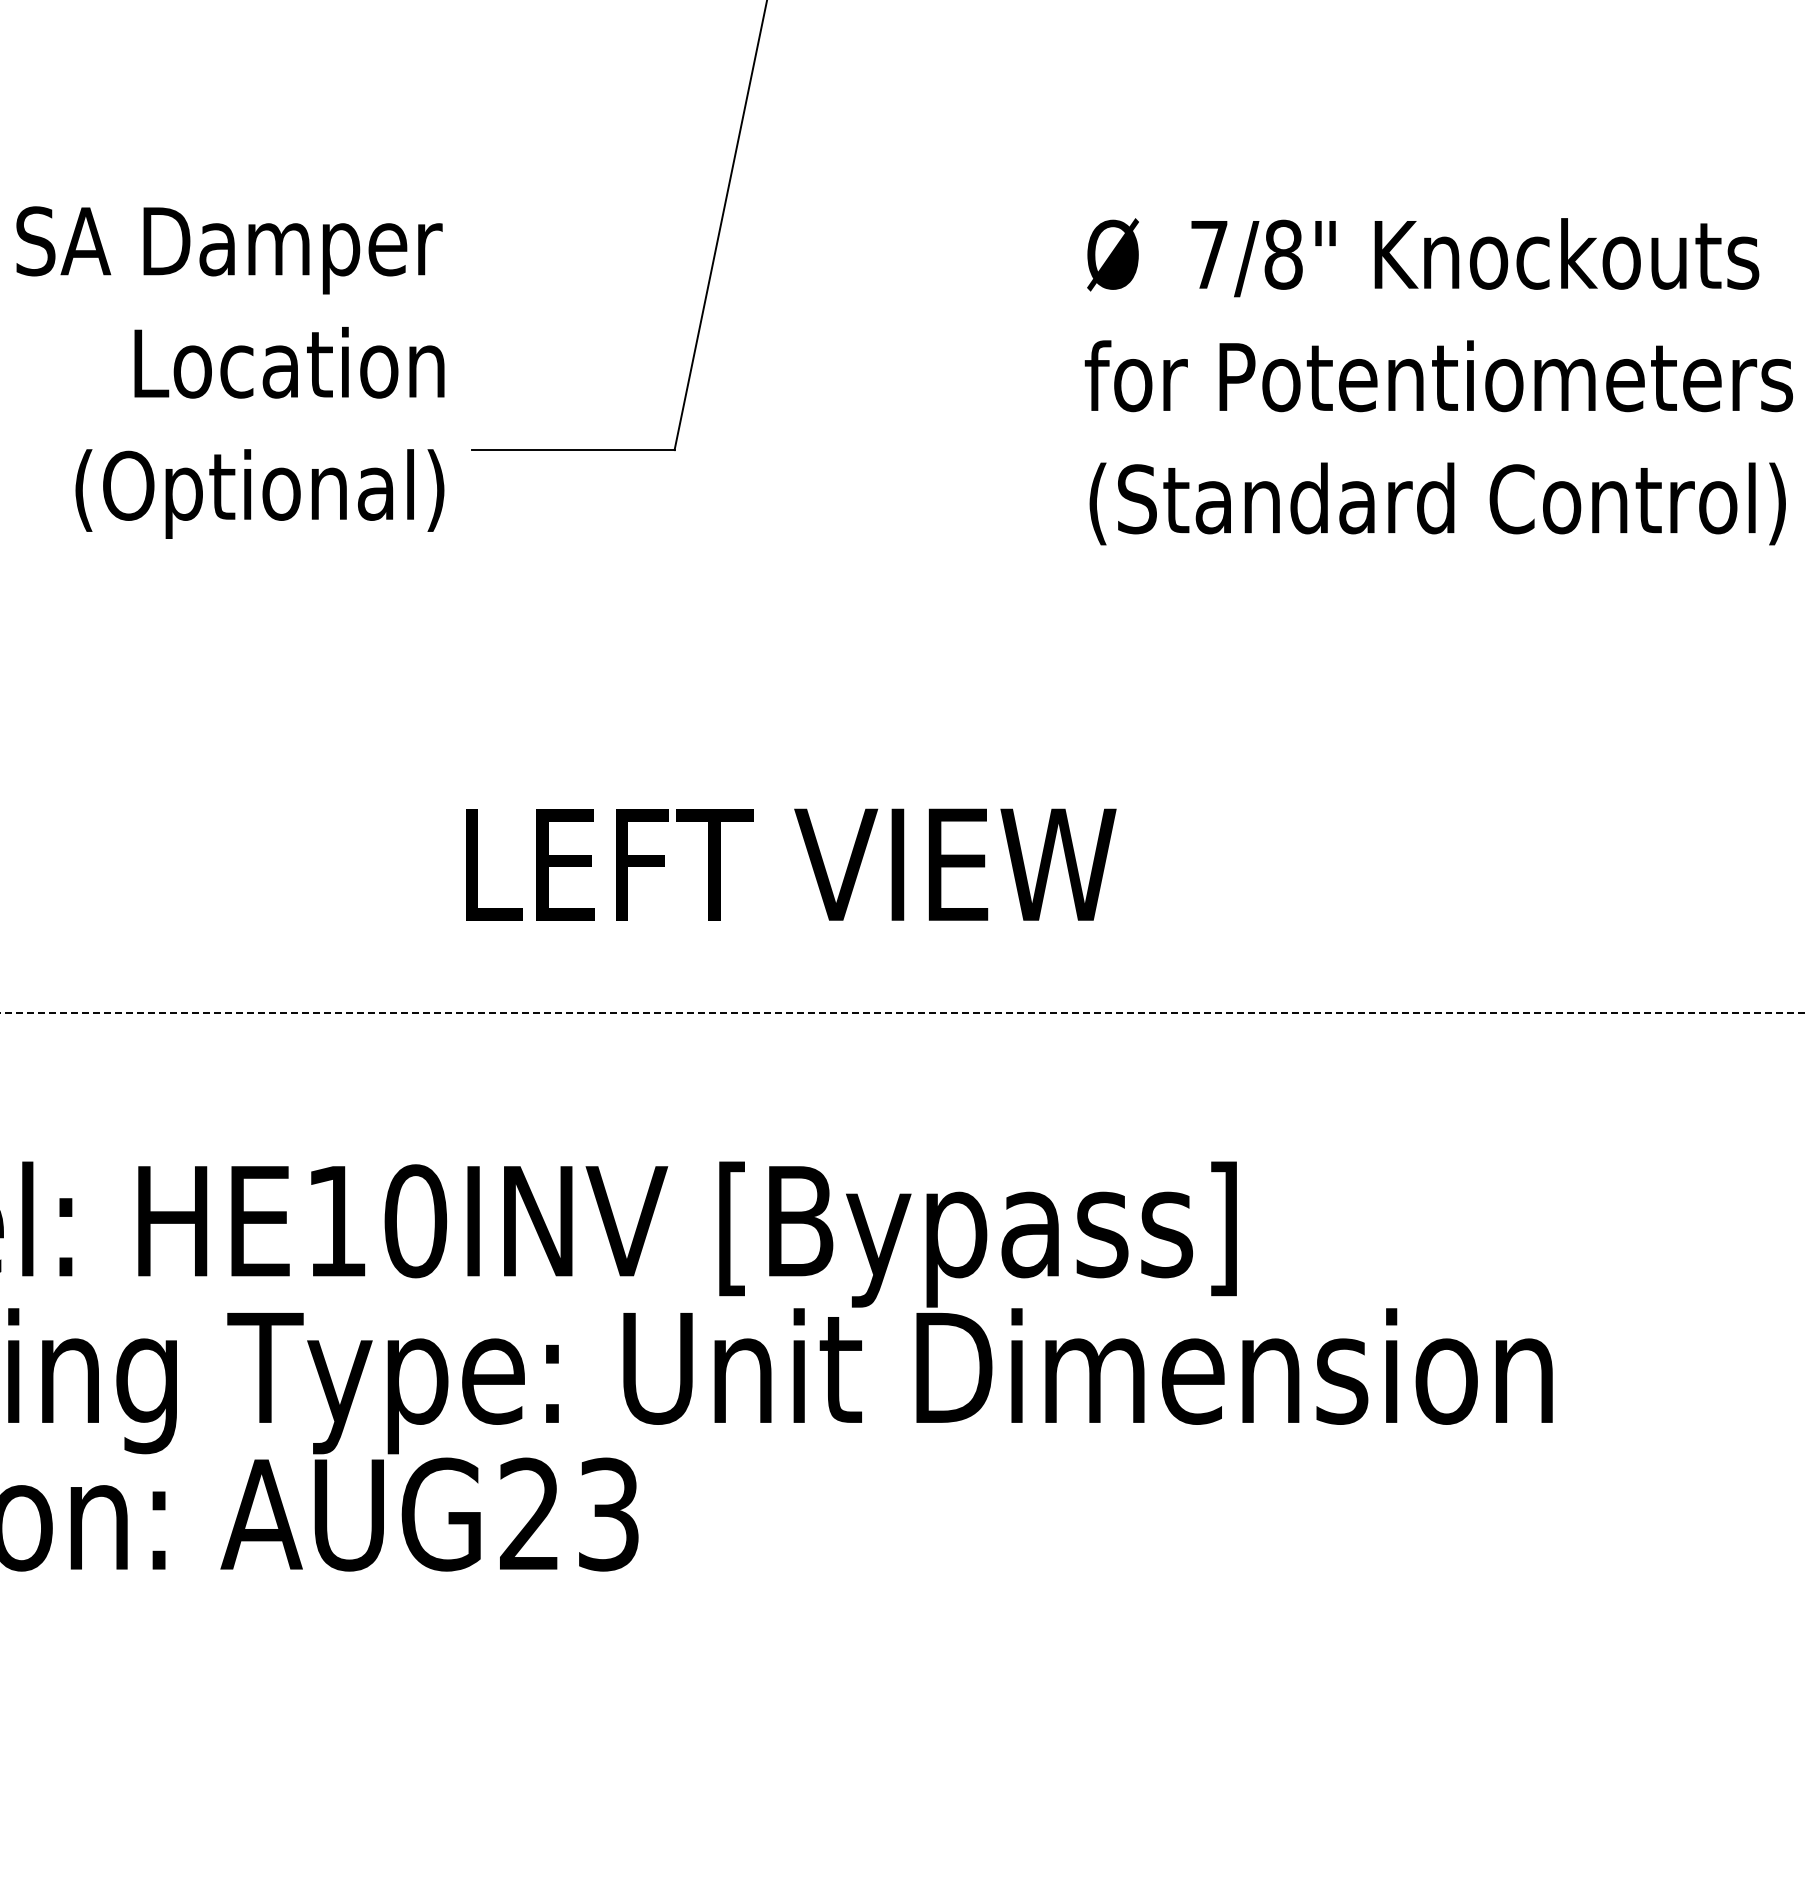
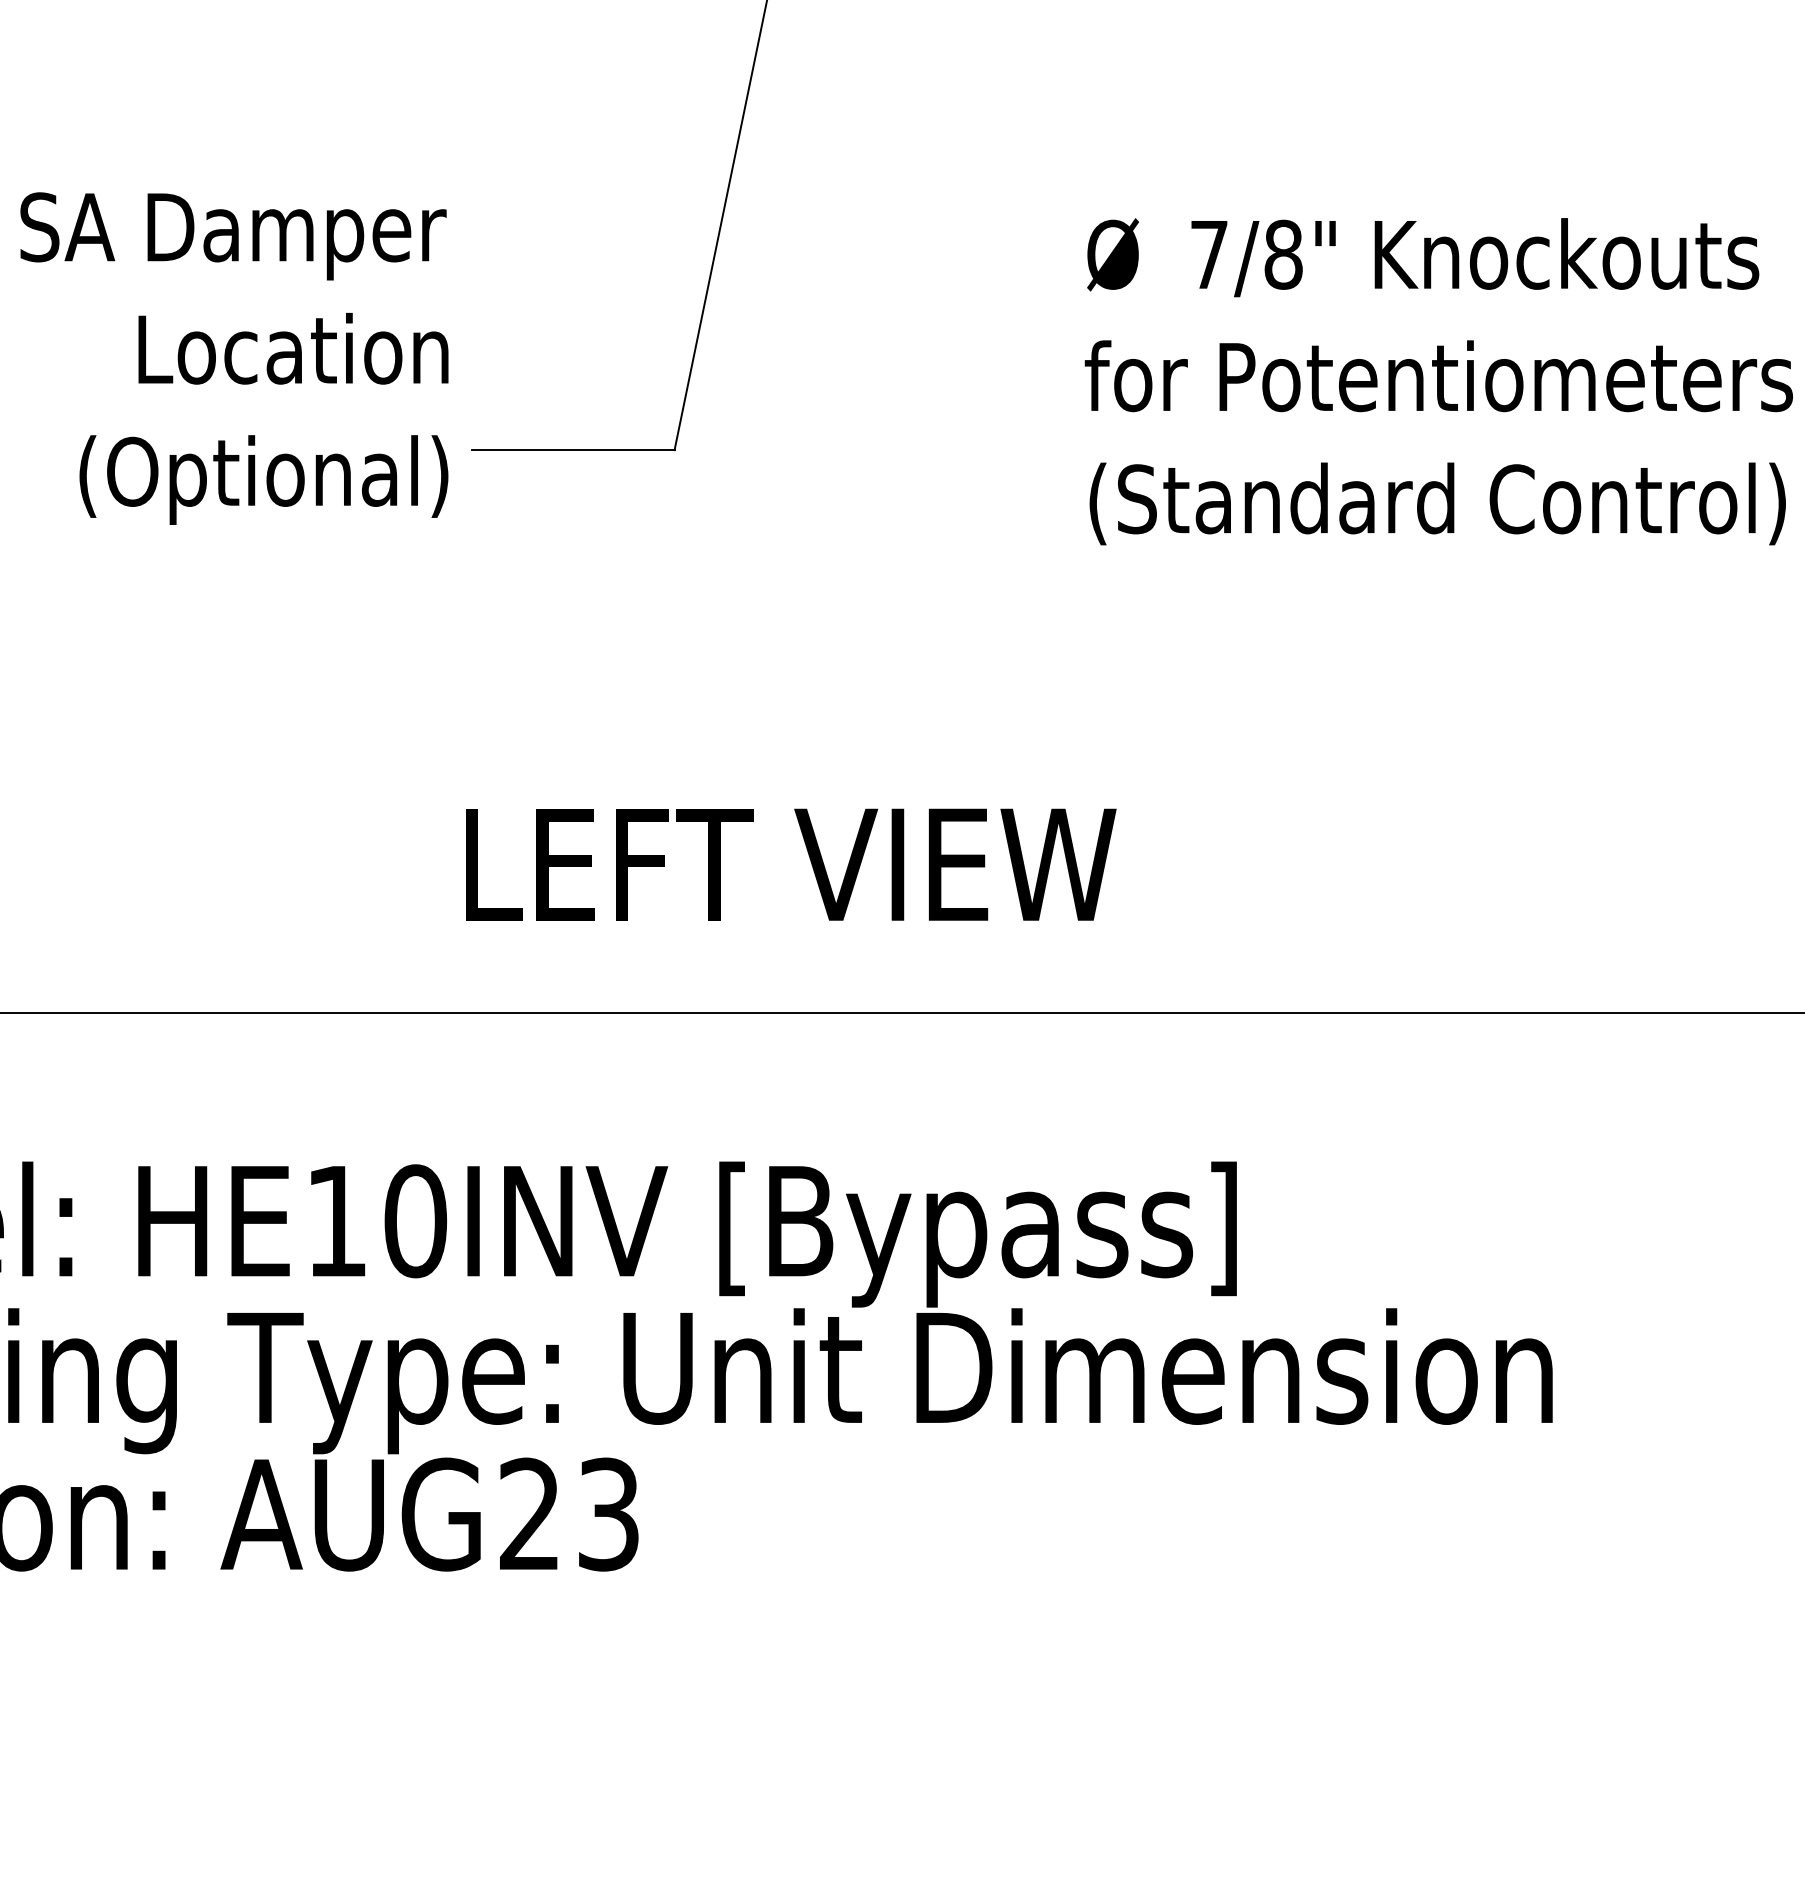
text position: (230, 372) -> (234, 358) (234, 358)
line: dashed -> solid (901, 1013)
